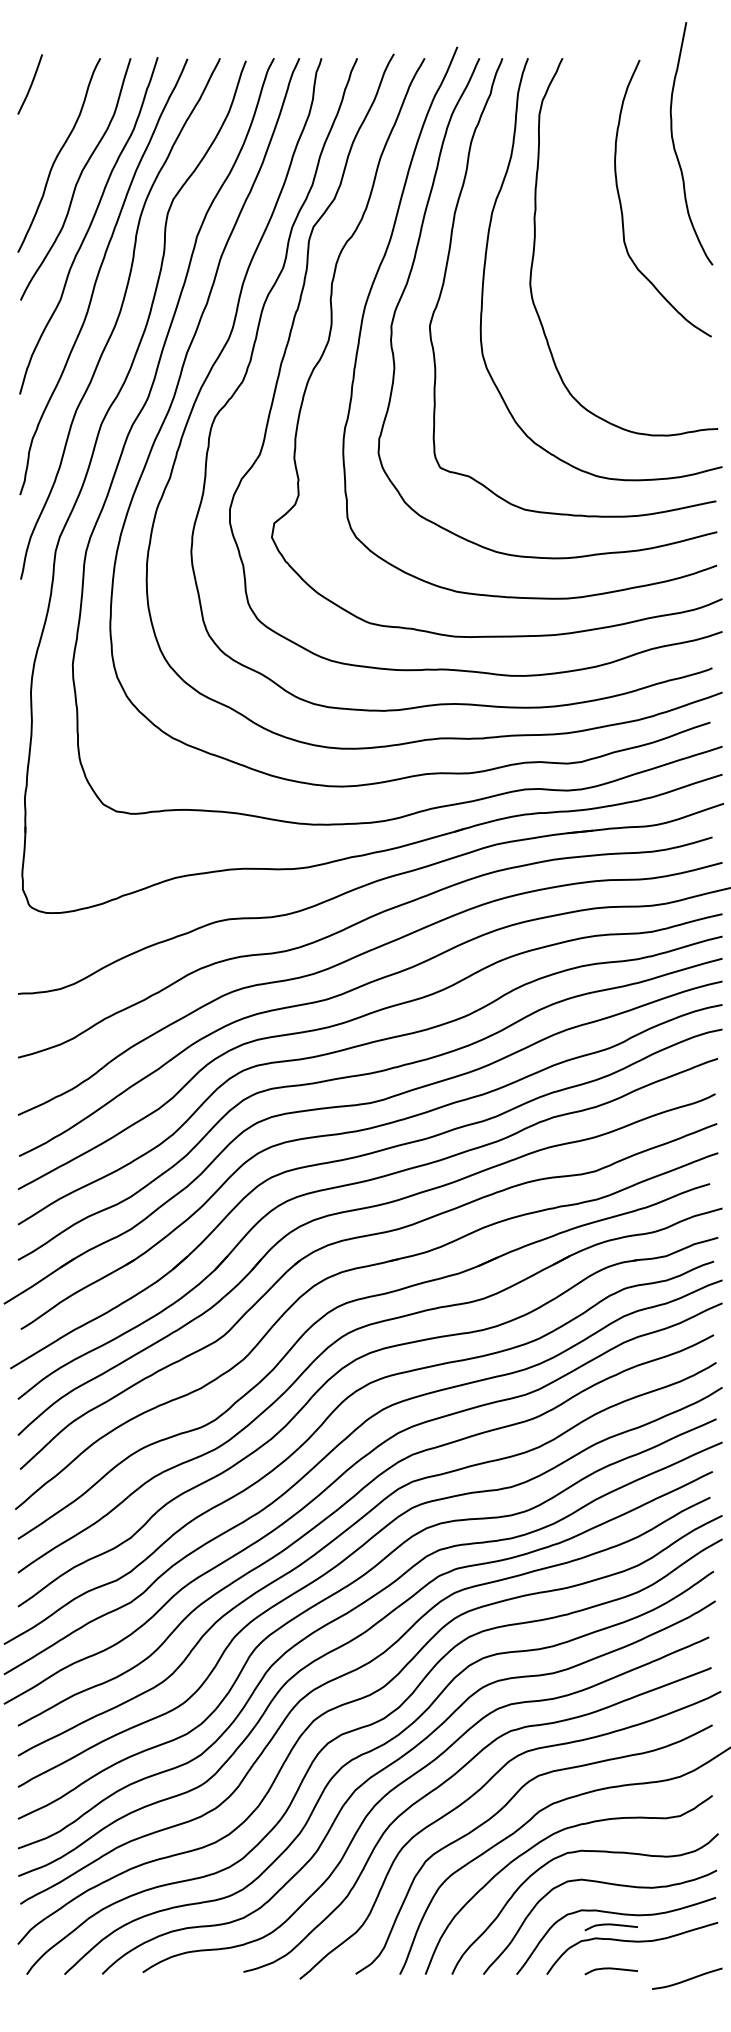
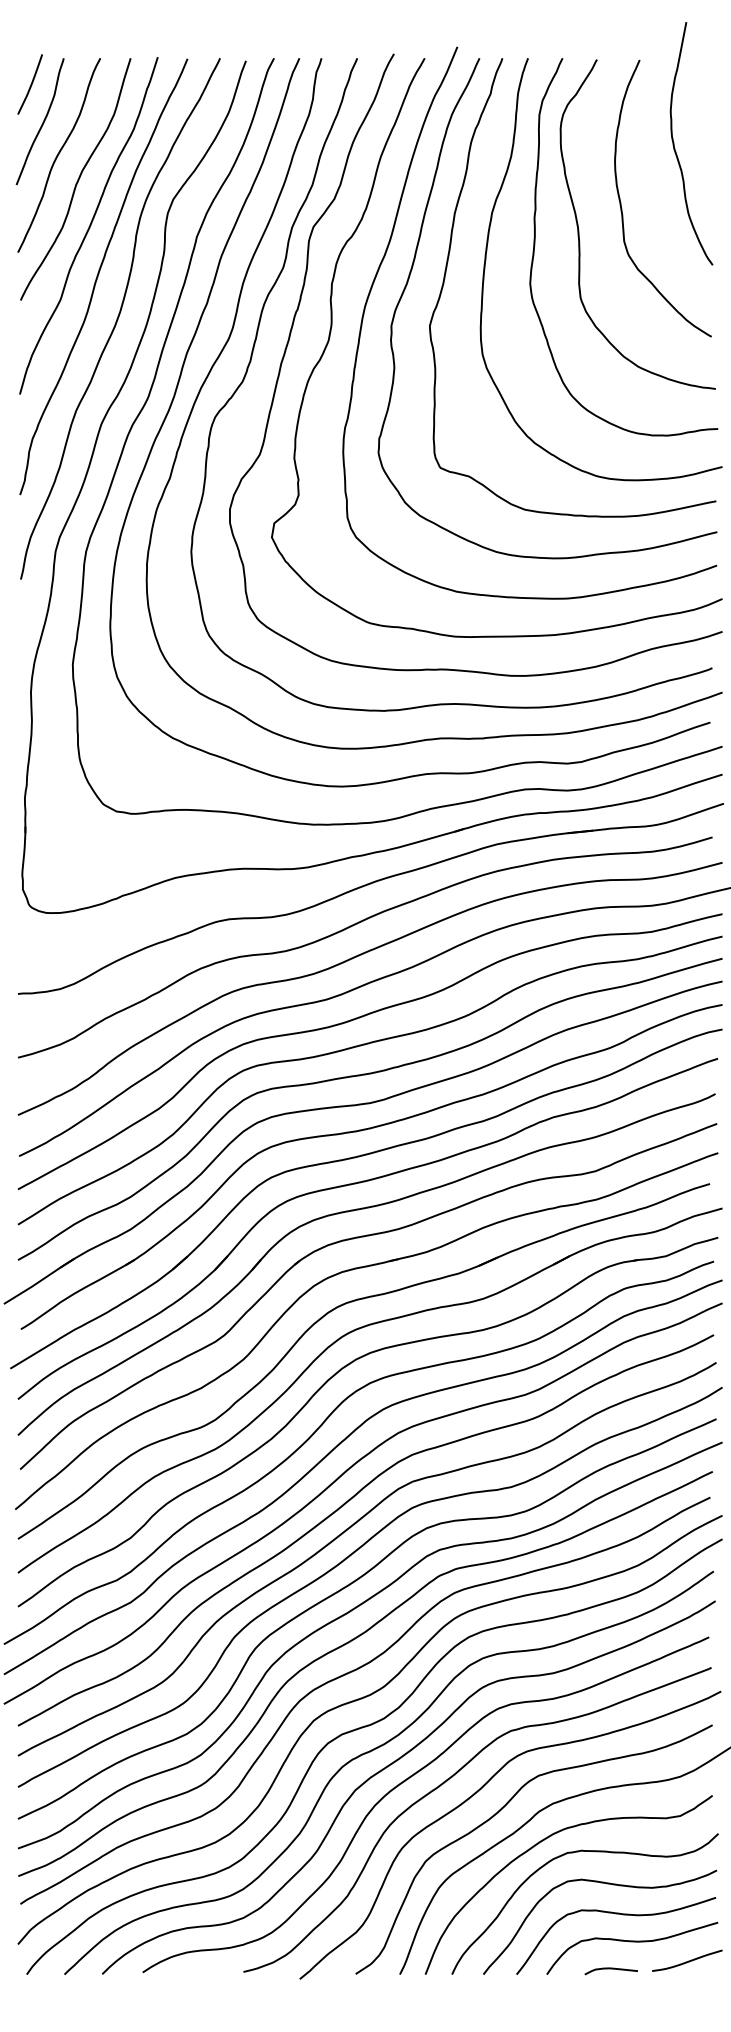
curve: none -> present (42, 122)
curve: none -> present (579, 229)
curve: present -> none (610, 1925)
curve position: (688, 1978) -> (688, 1960) (688, 1960)
